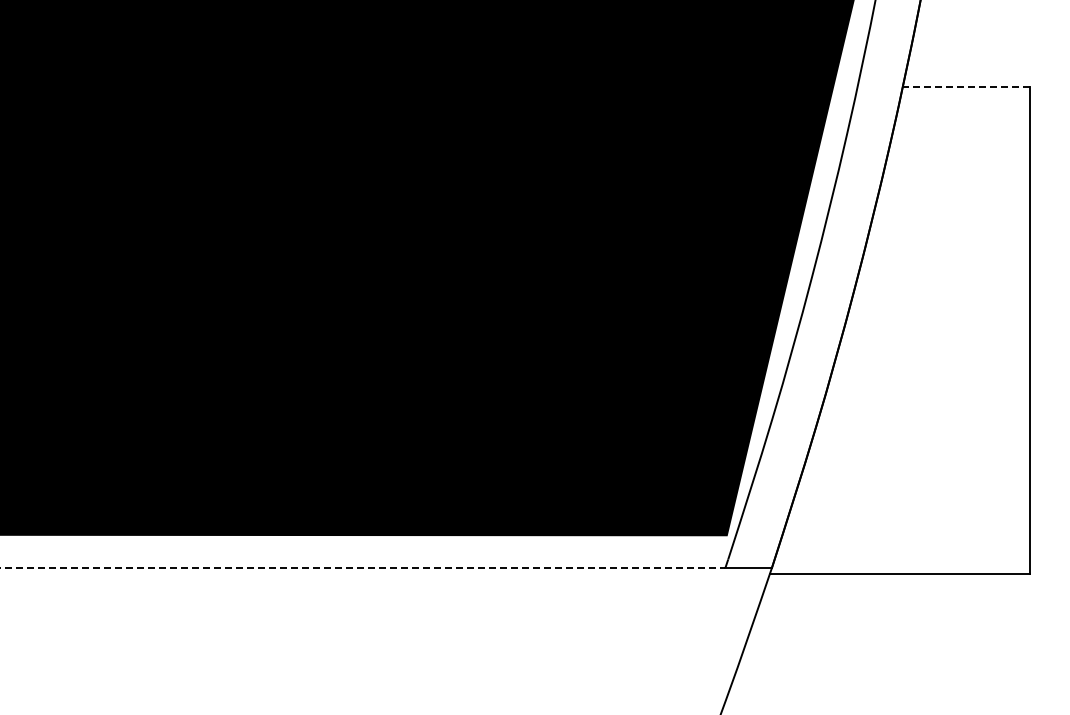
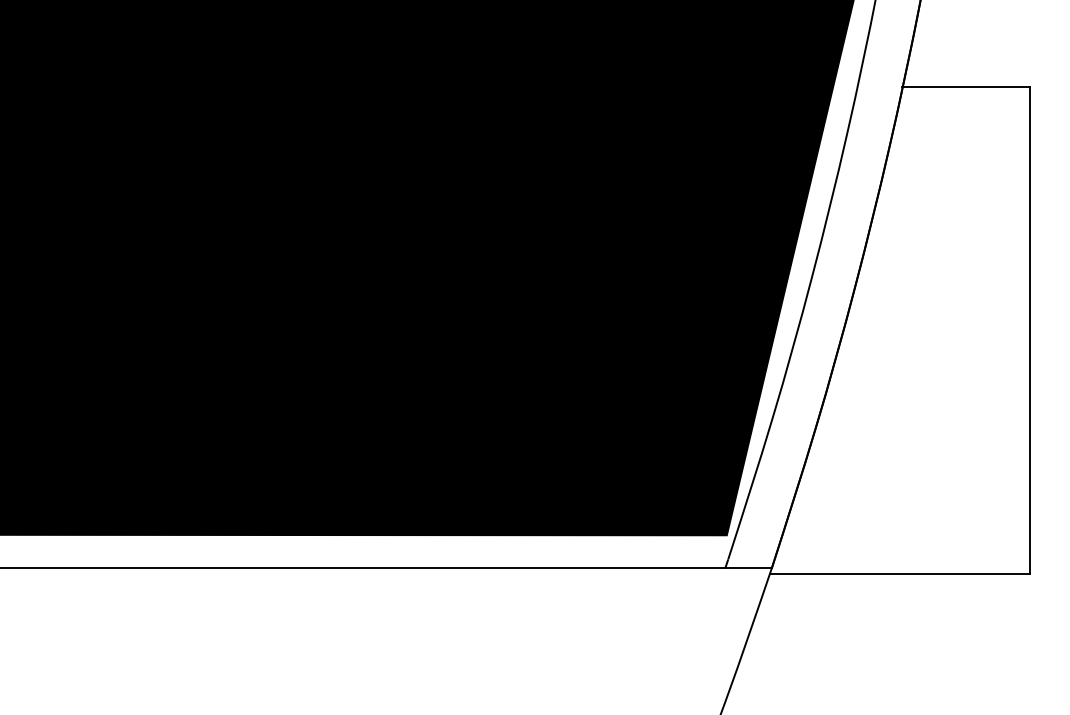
line: dashed -> solid (965, 87)
line: dashed -> solid (363, 567)
